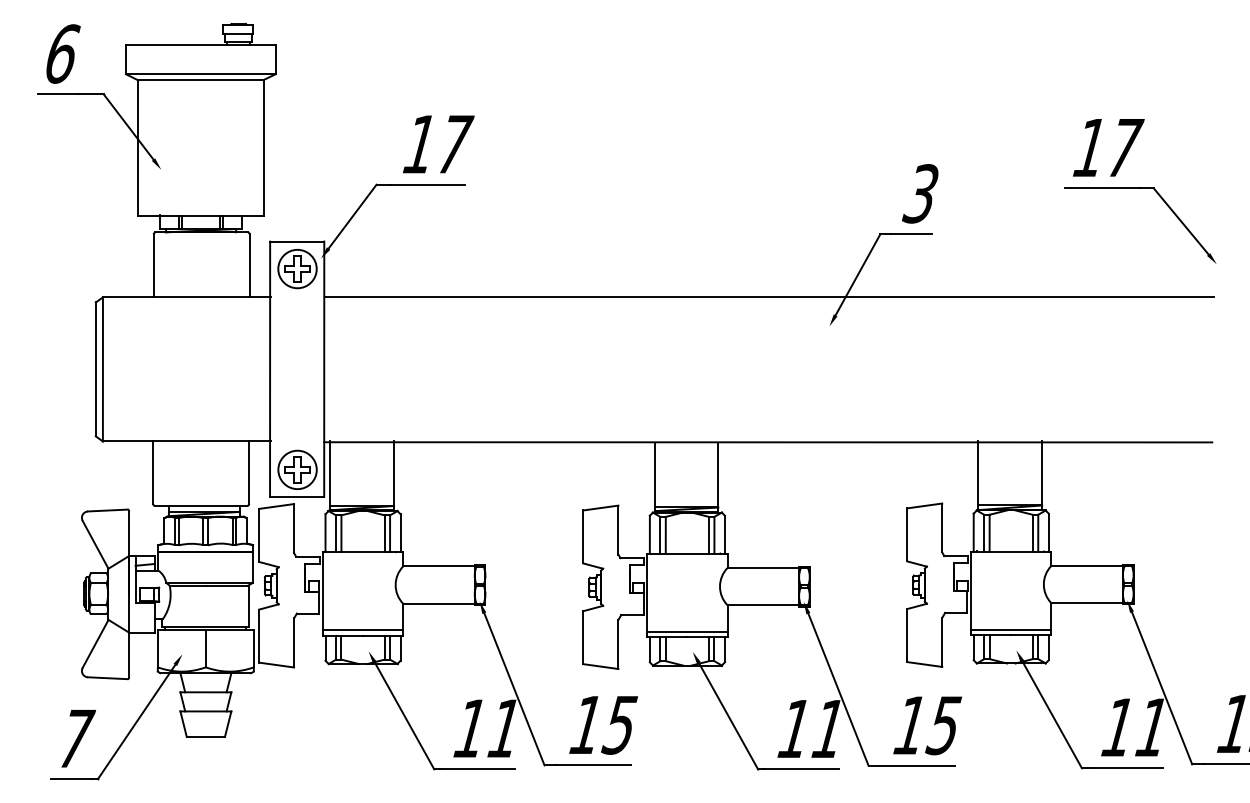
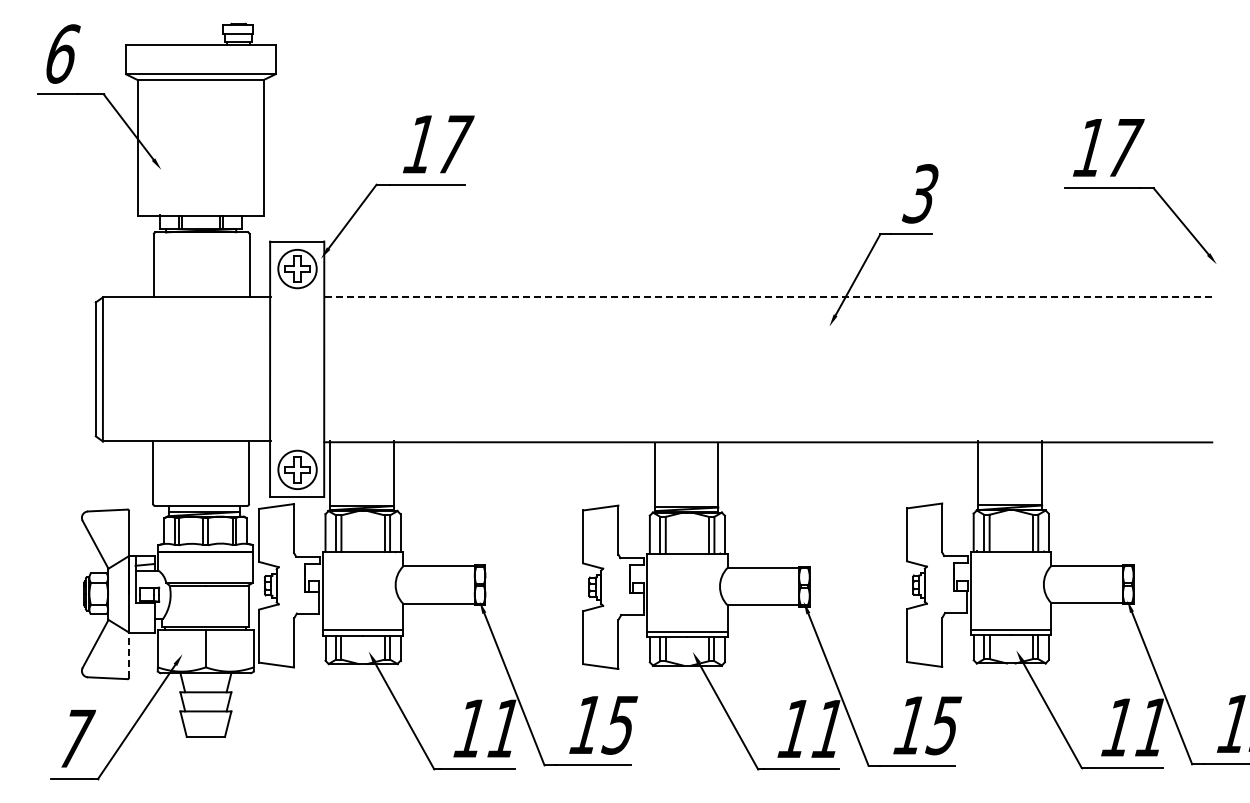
line: solid -> dashed (769, 297)
line: solid -> dashed (129, 654)
